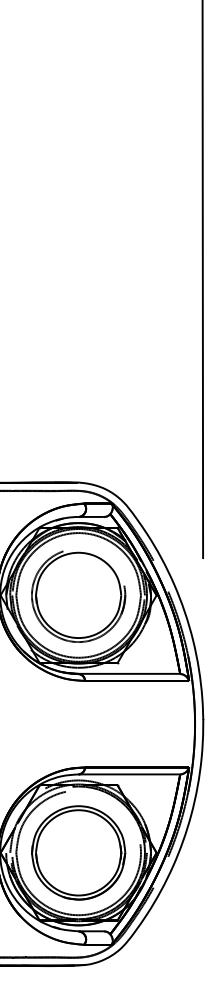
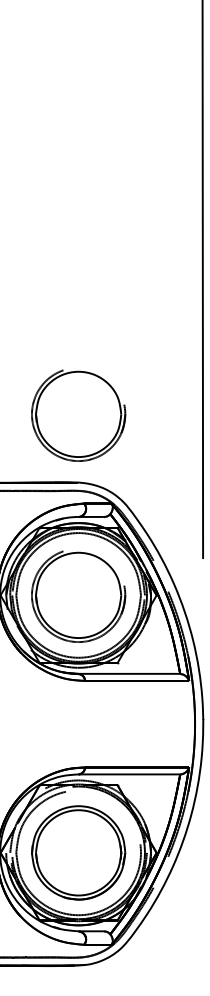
part: none -> present (78, 415)
